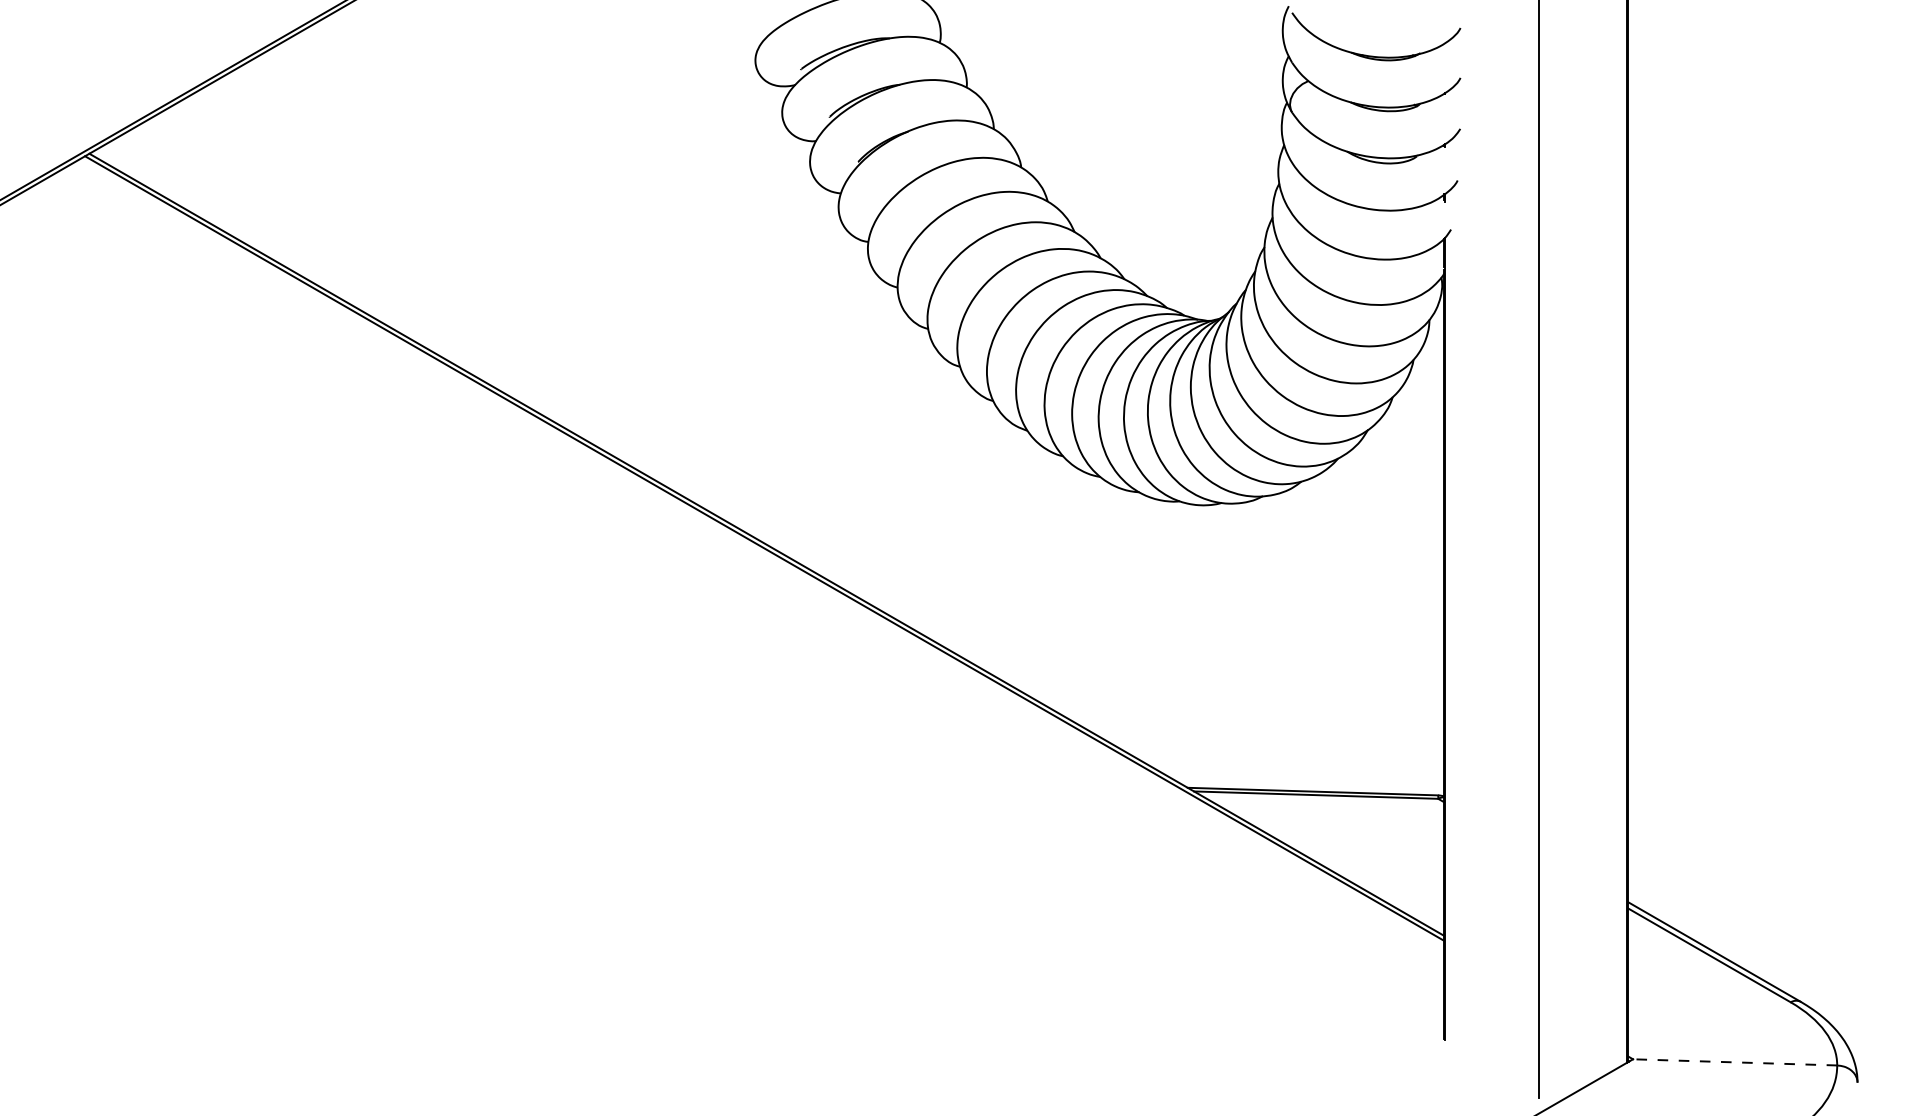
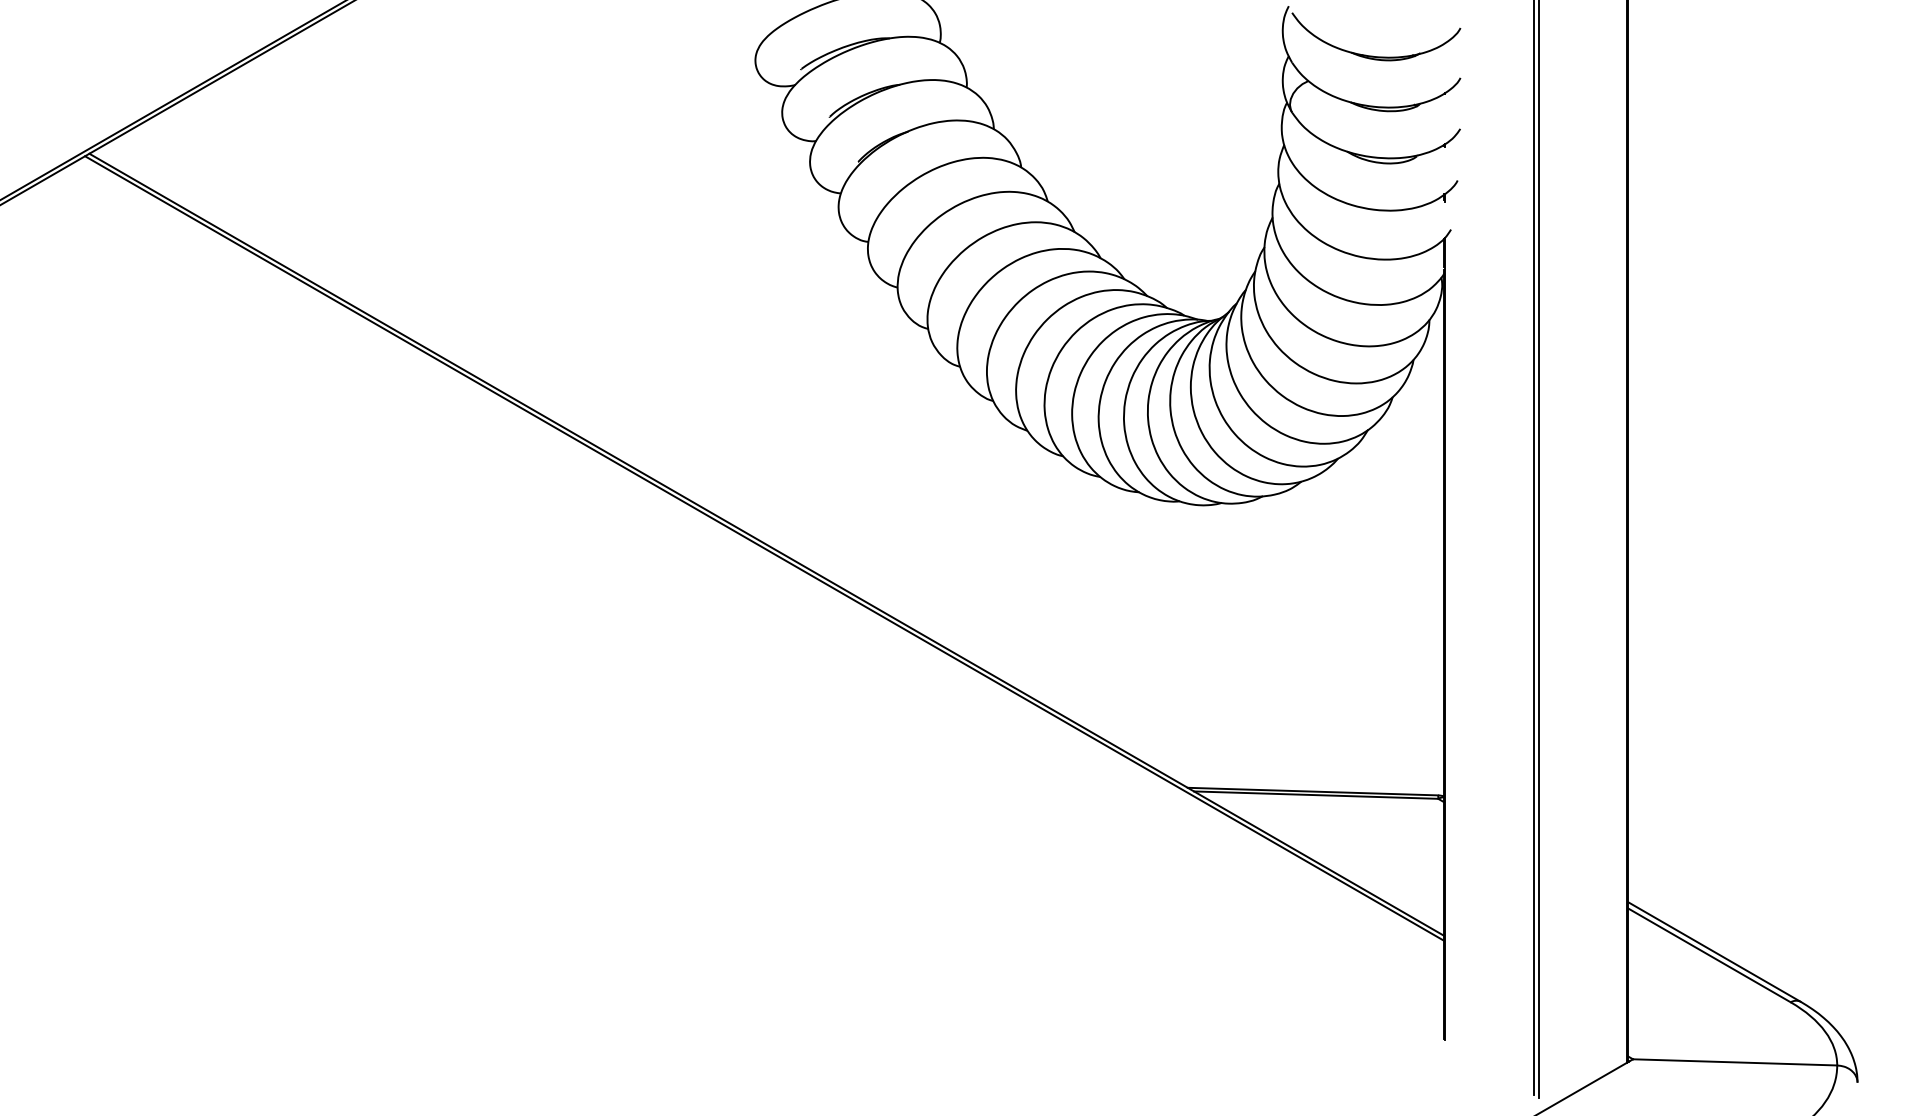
line: none -> present (1534, 548)
line: dashed -> solid (1734, 1062)
